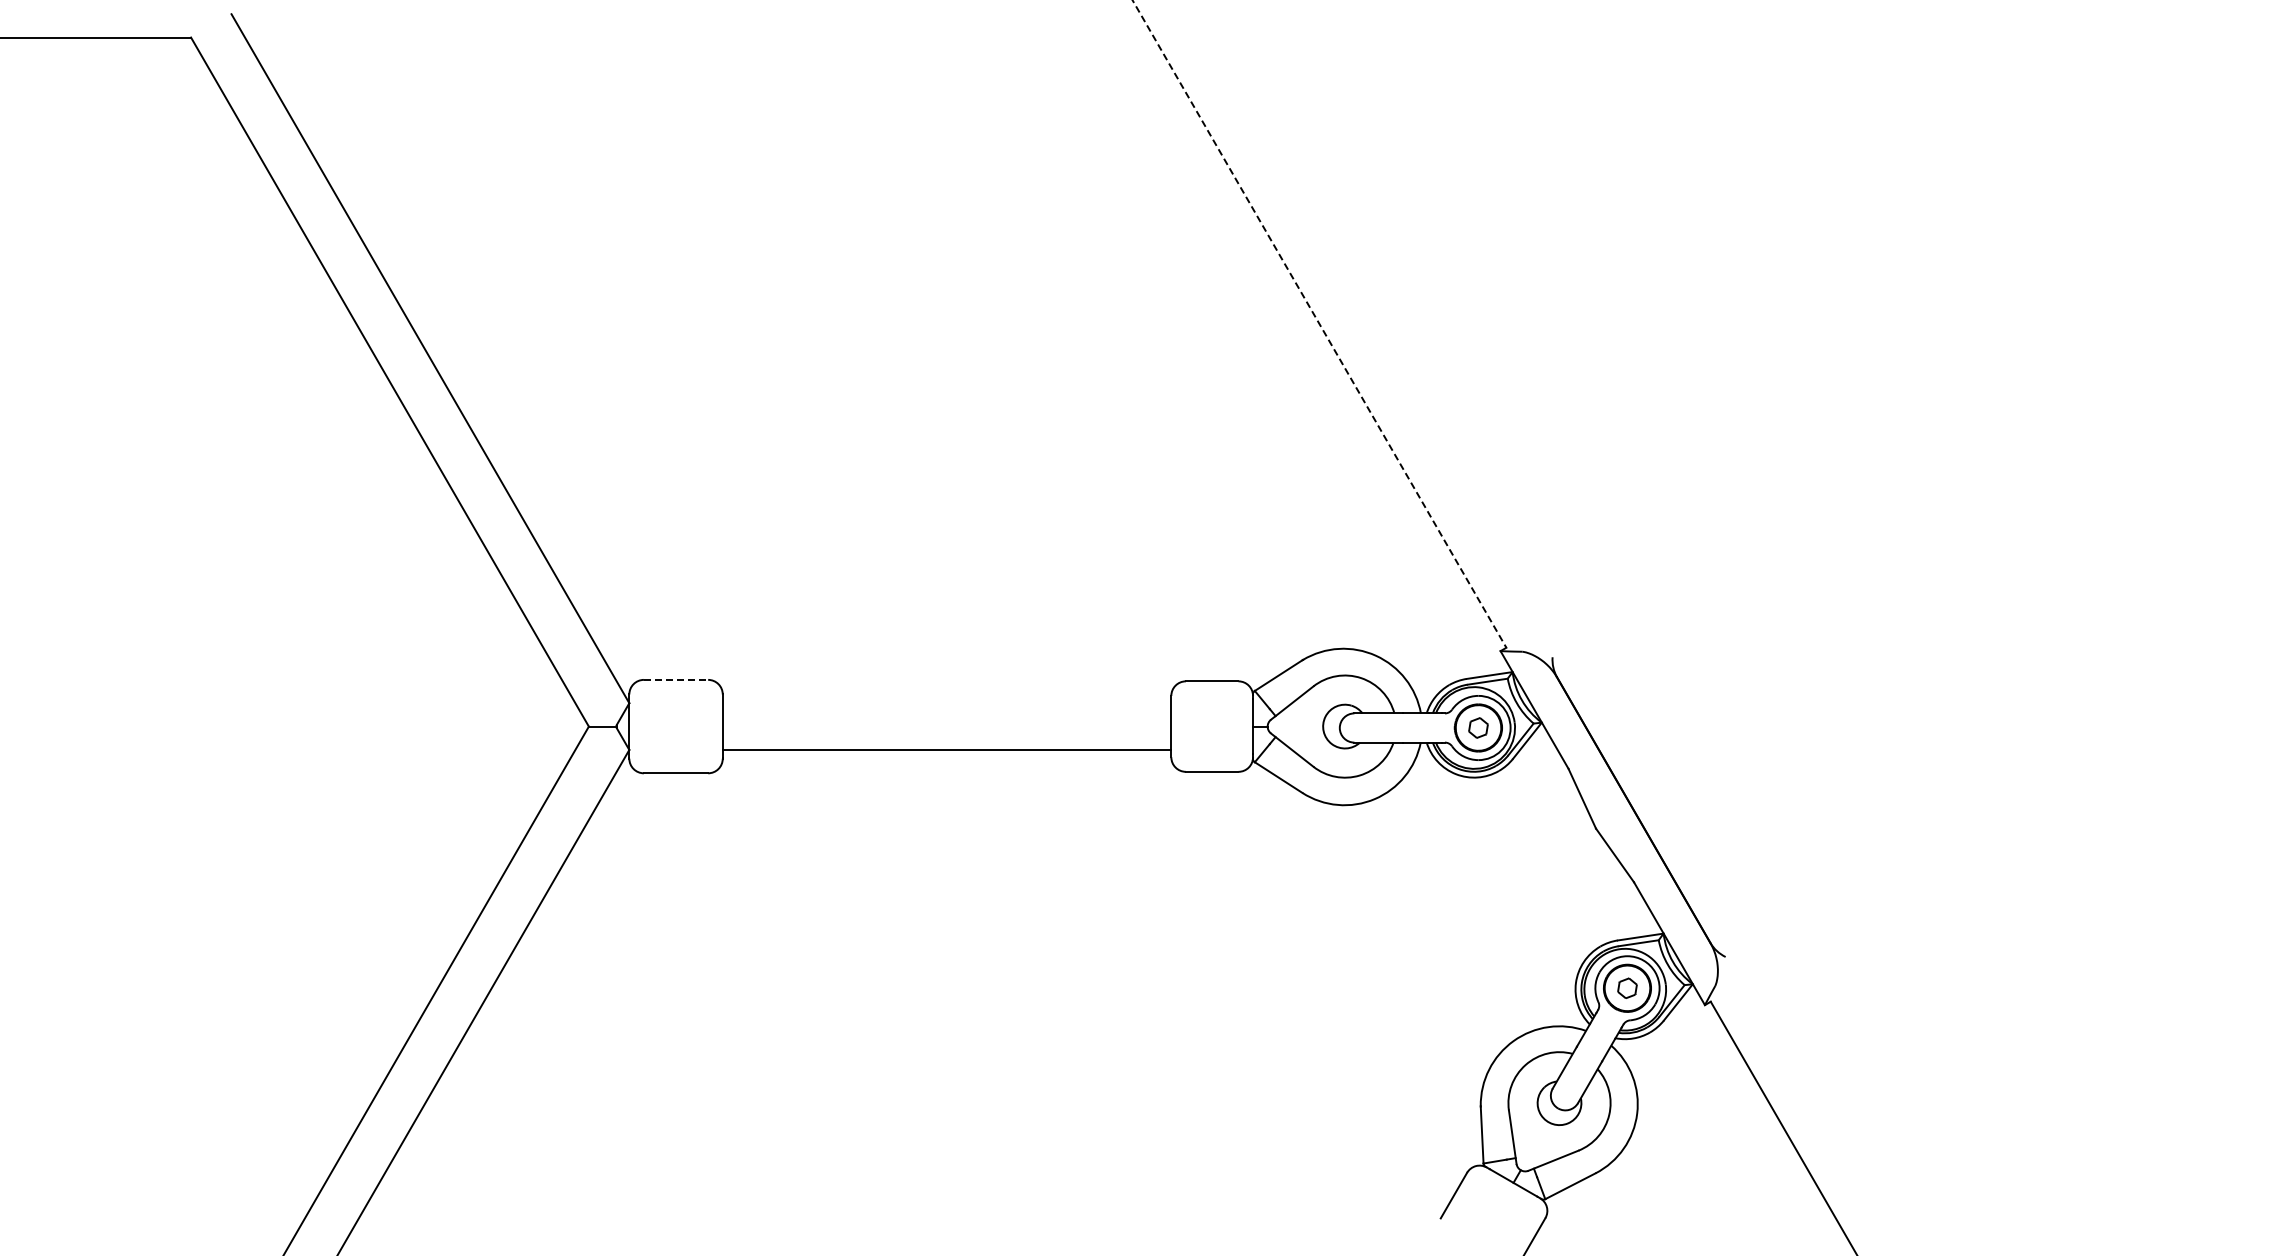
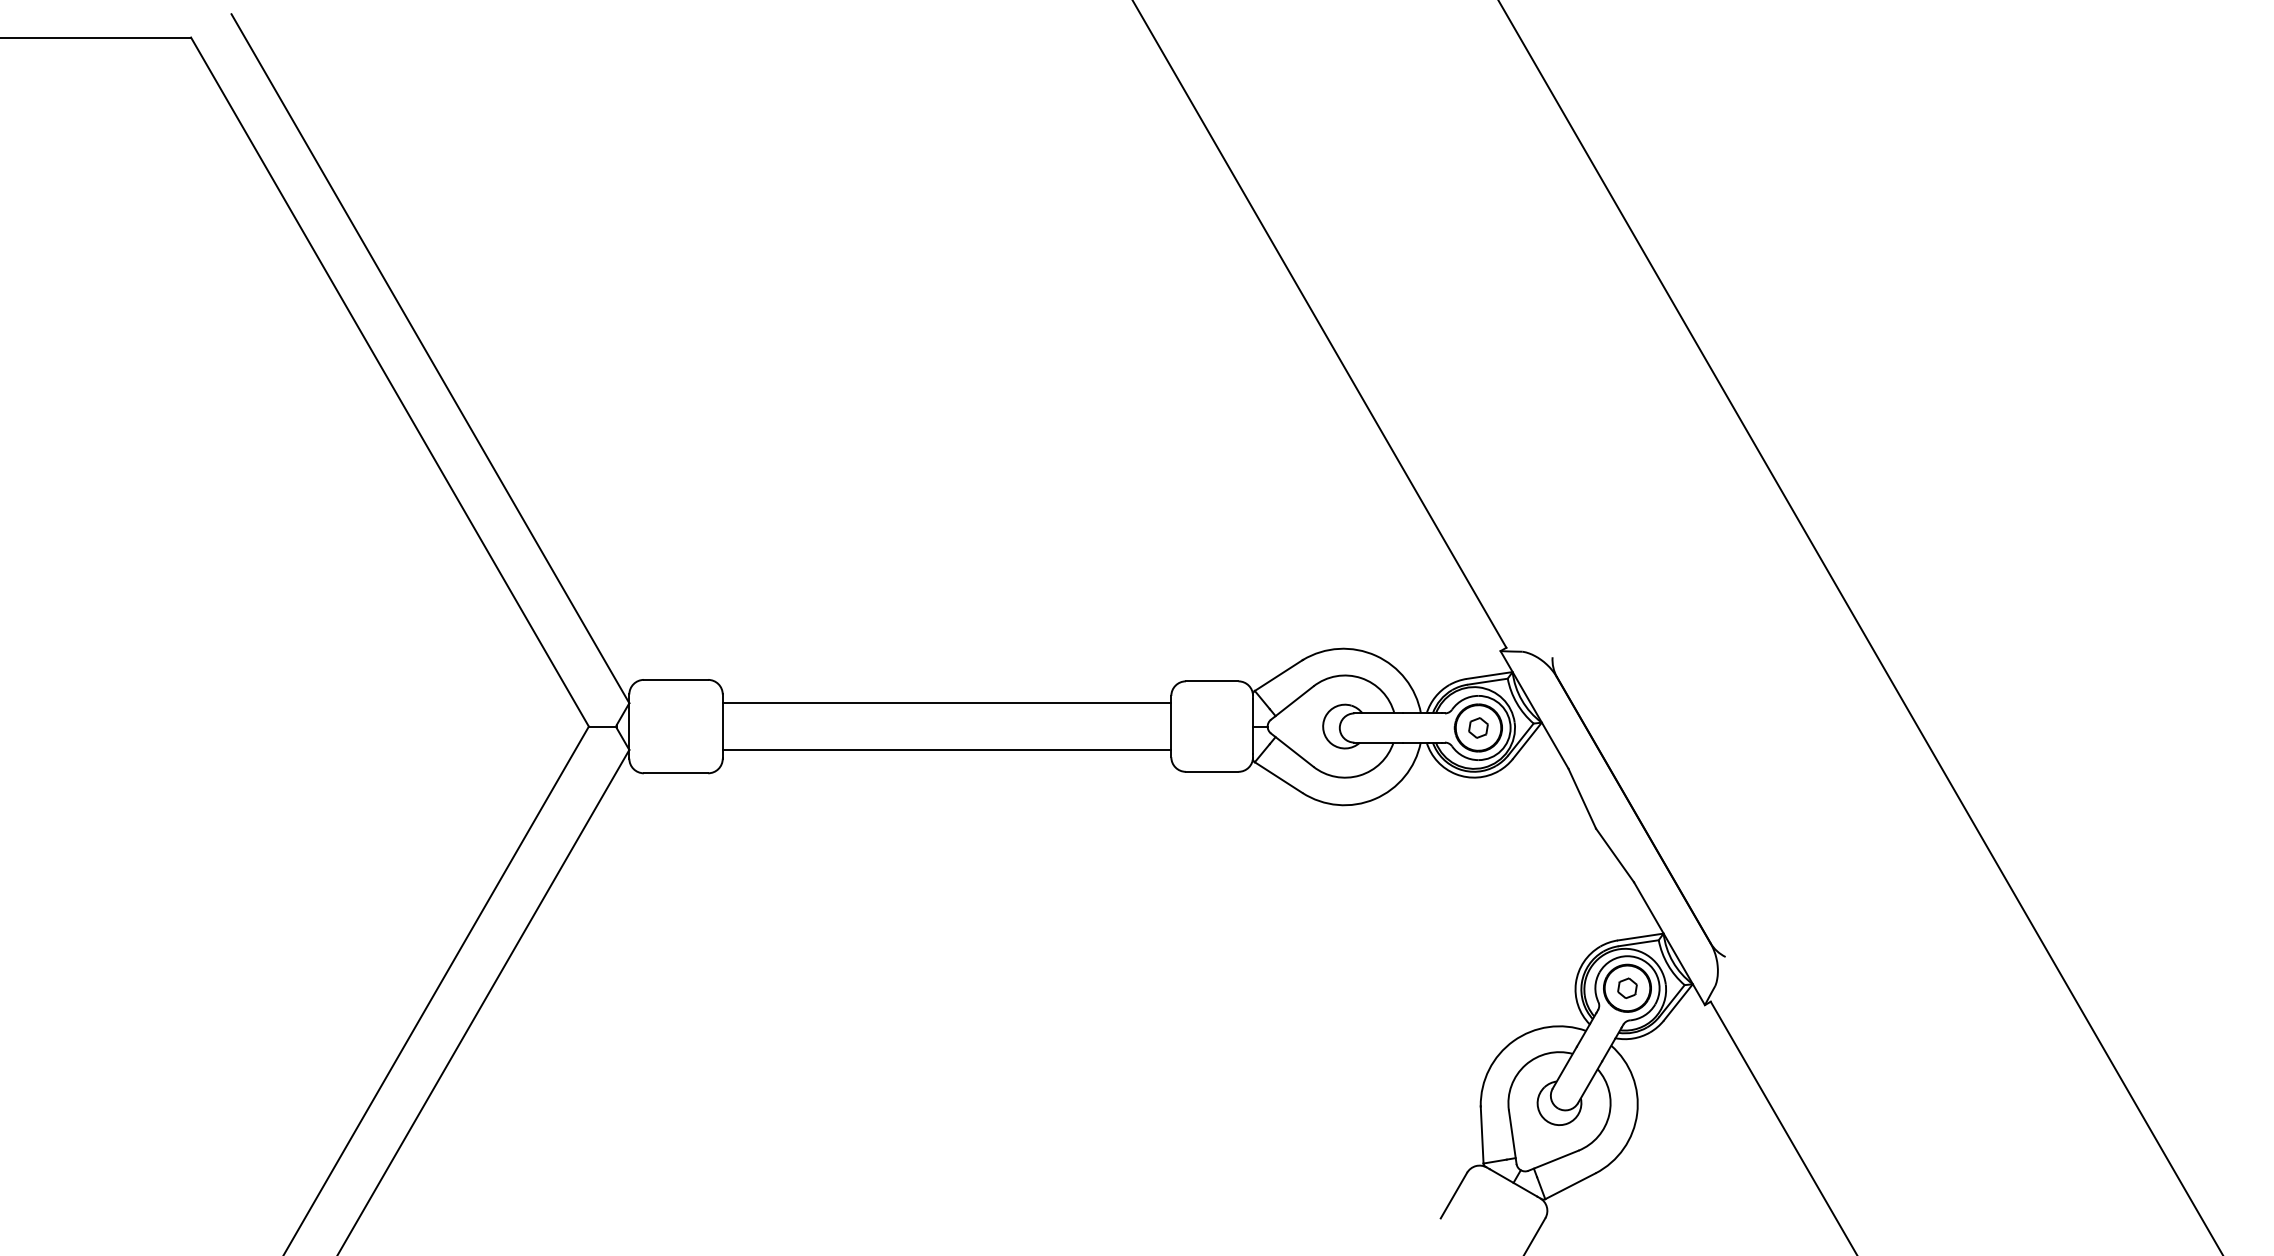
line: dashed -> solid (1319, 323)
line: none -> present (1860, 627)
line: dashed -> solid (676, 679)
line: none -> present (946, 703)
